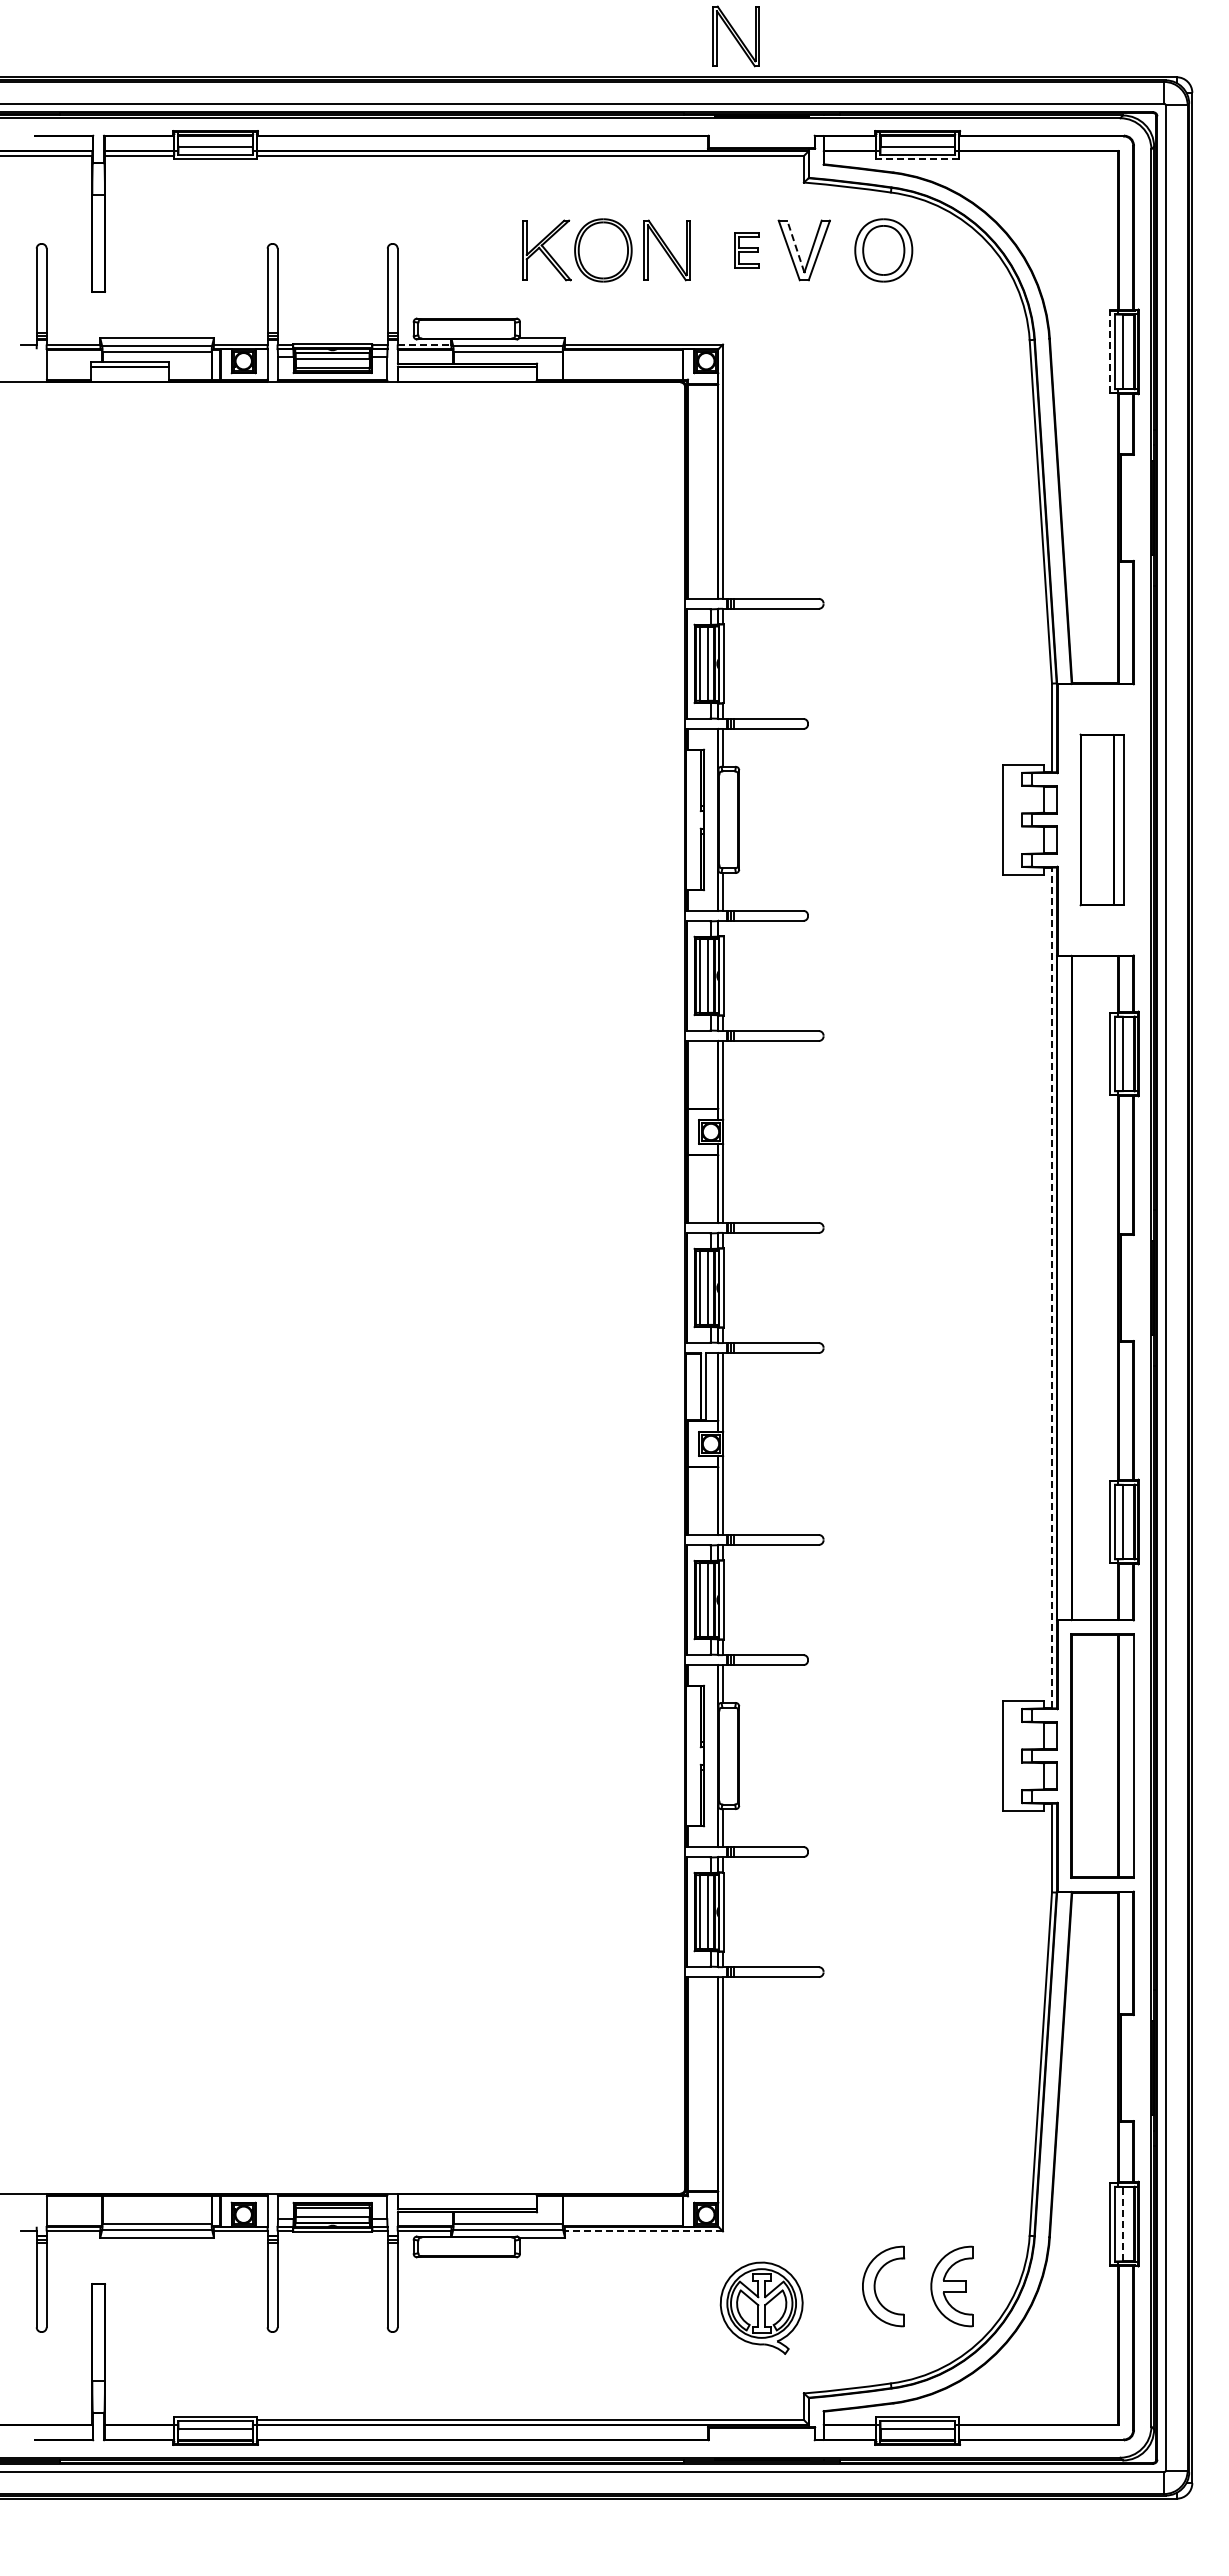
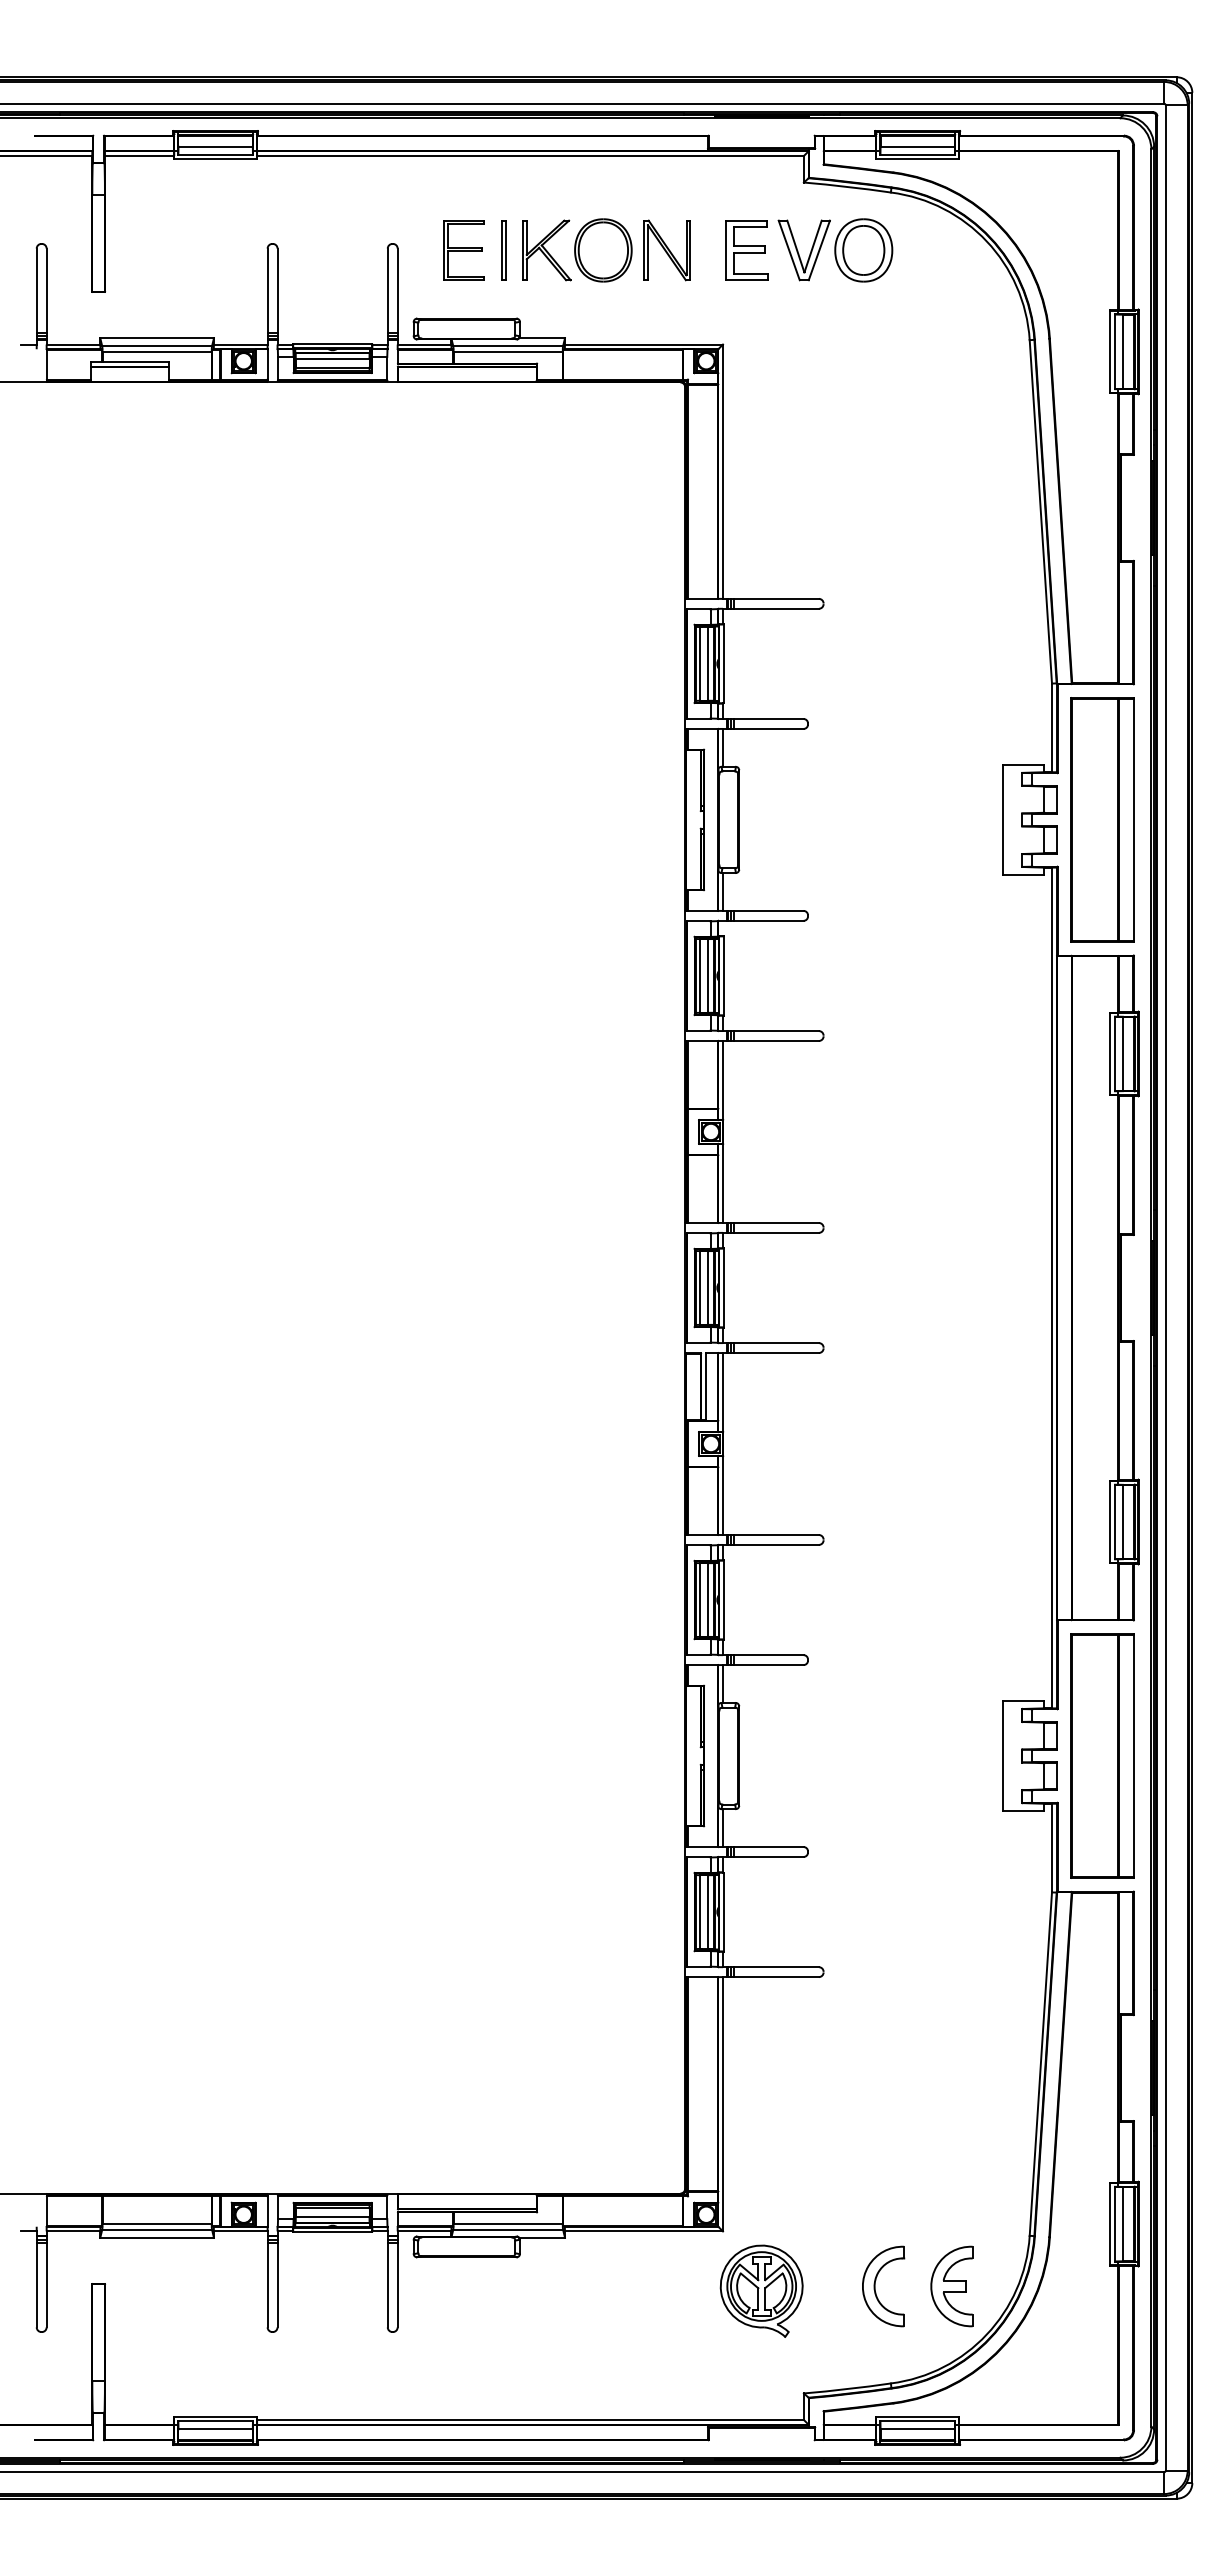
part: present -> none (735, 36)
line: dashed -> solid (917, 159)
line: dashed -> solid (795, 246)
part: none -> present (463, 250)
part: none -> present (503, 250)
part size: 26x37 px -> 44x61 px (746, 250)
part position: (883, 250) -> (863, 250) (863, 250)
line: dashed -> solid (424, 344)
line: dashed -> solid (1110, 351)
part size: 46x174 px -> 65x246 px (1102, 819)
line: dashed -> solid (1052, 1287)
line: dashed -> solid (1122, 2223)
line: dashed -> solid (643, 2231)
part position: (761, 2307) -> (761, 2290) (761, 2290)
